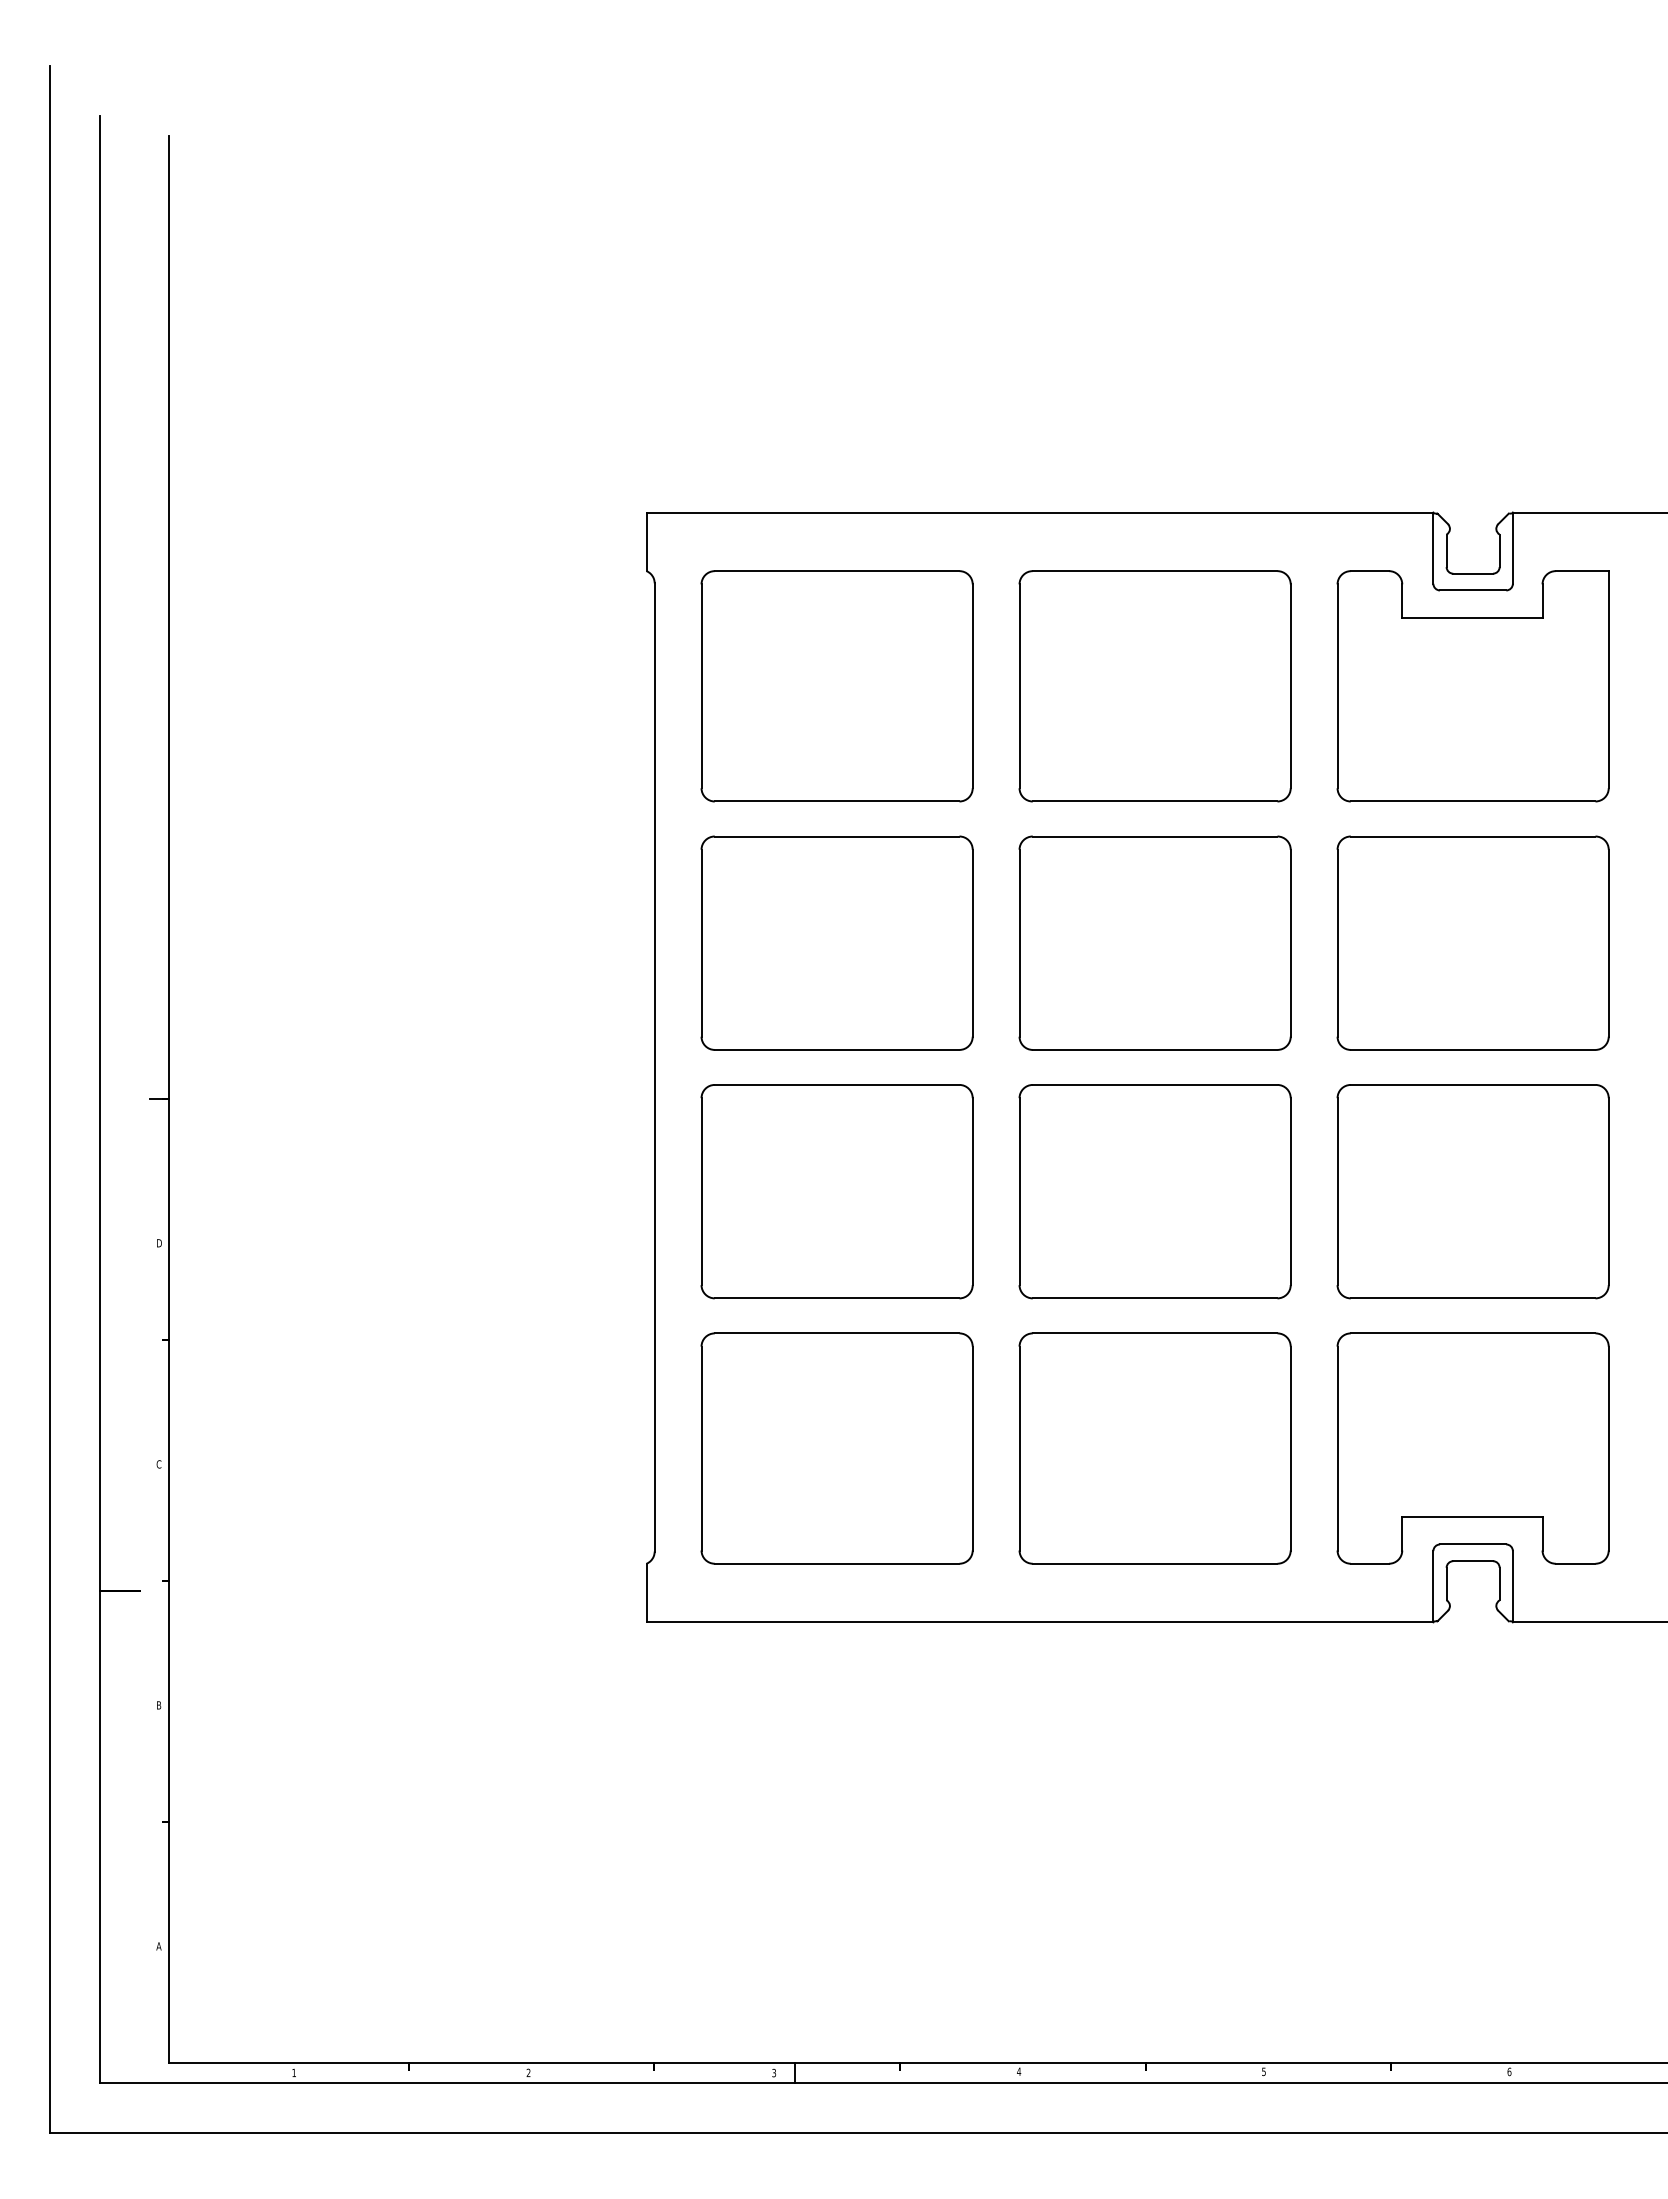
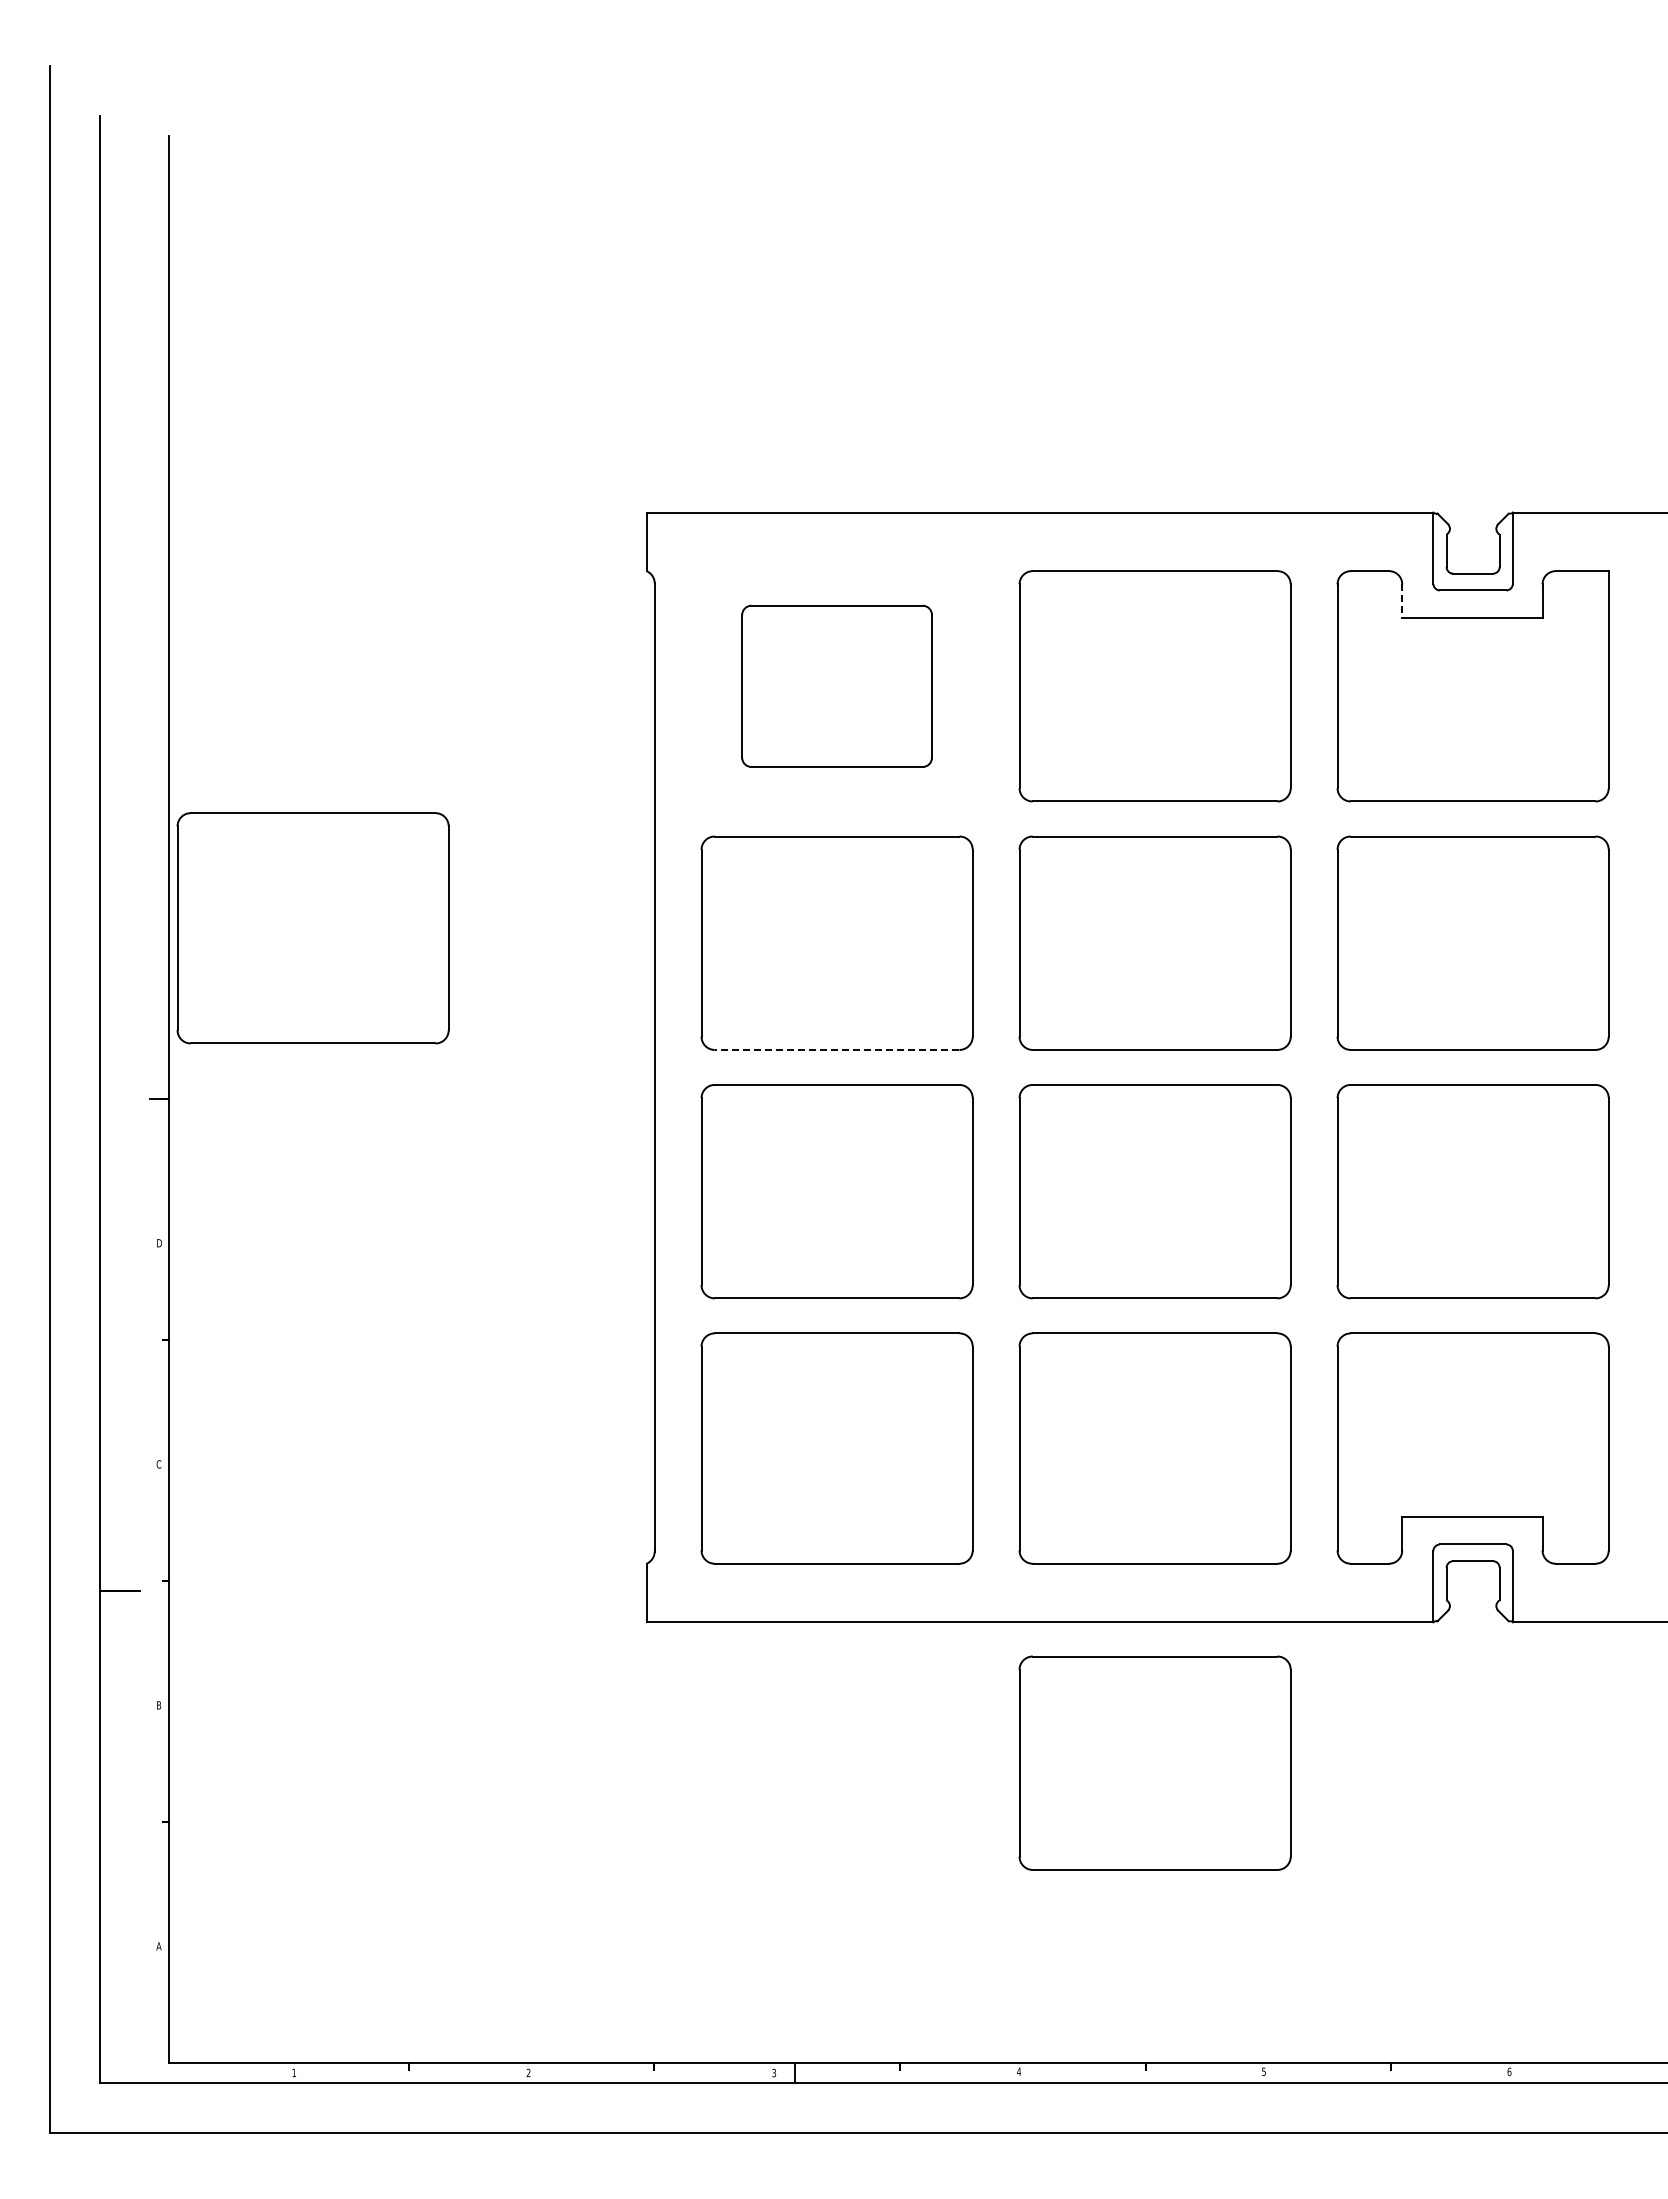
line: solid -> dashed (1402, 600)
part size: 274x233 px -> 192x164 px (836, 685)
part: none -> present (312, 928)
line: solid -> dashed (836, 1049)
part: none -> present (1154, 1762)
